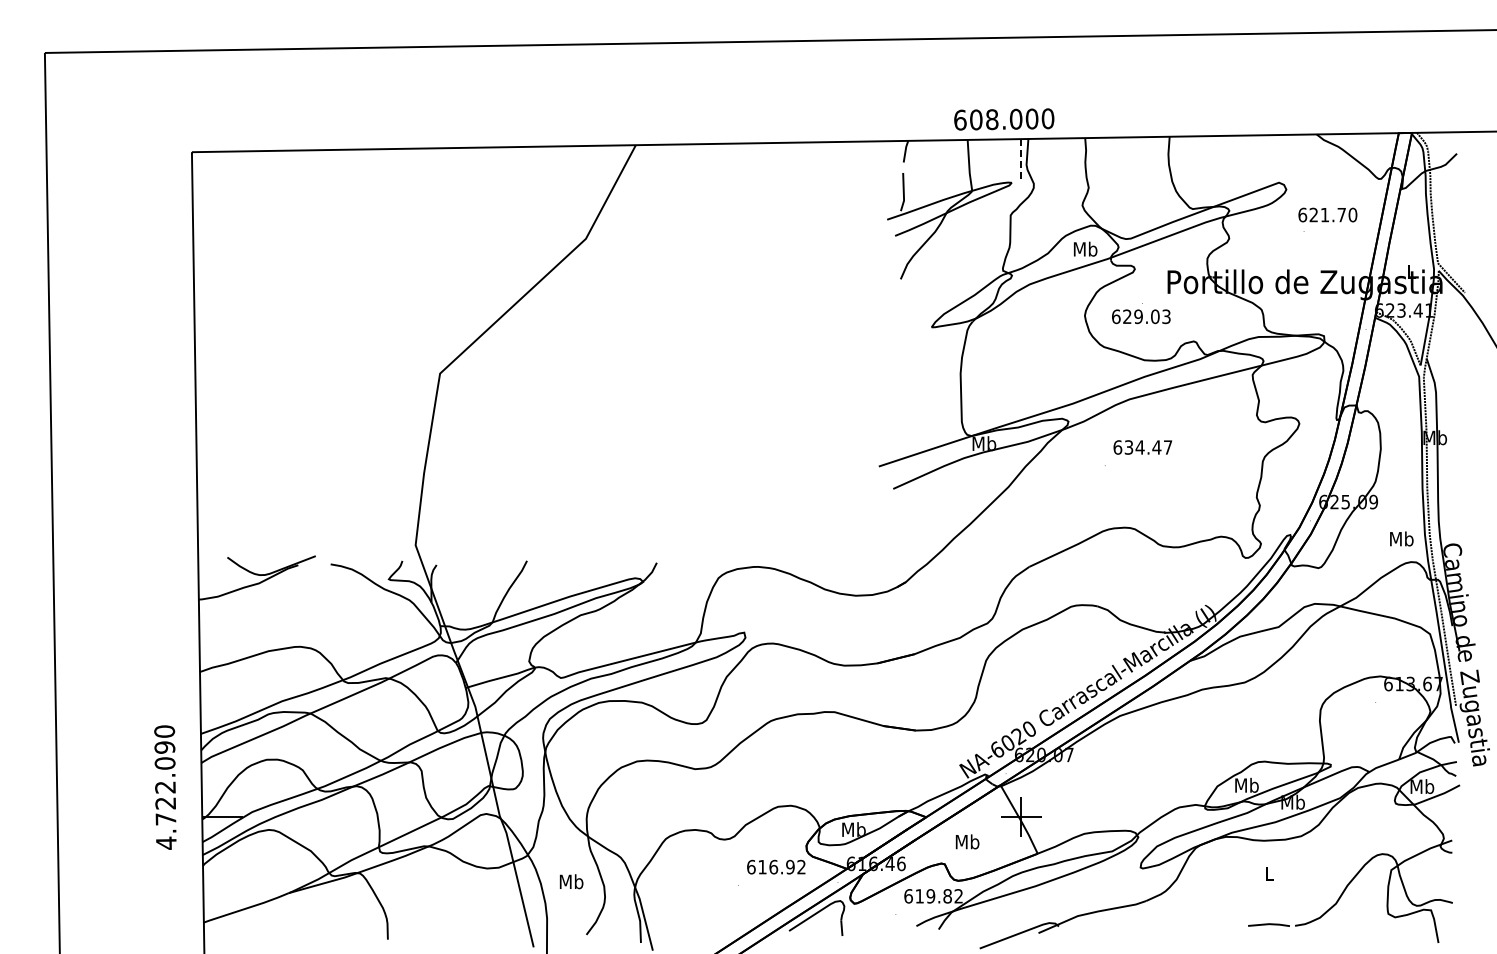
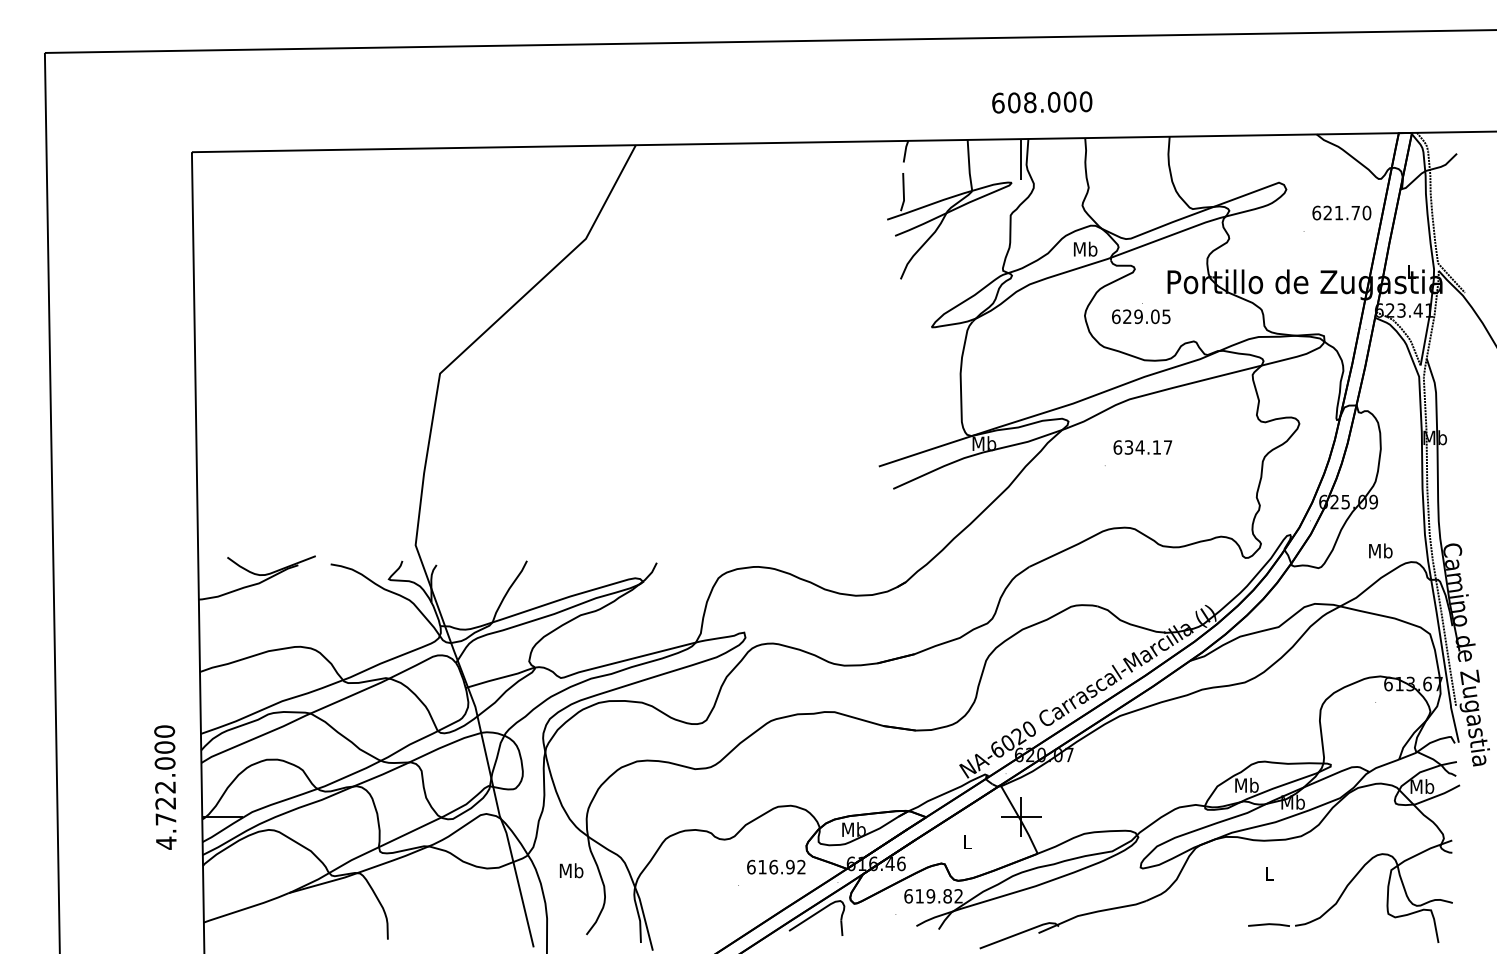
text position: (1004, 119) -> (1042, 102) (1042, 102)
line: dashed -> solid (1021, 159)
text position: (1327, 214) -> (1341, 212) (1341, 212)
text: 629.03 -> 629.05 (1166, 316)
text: 634.47 -> 634.17 (1156, 447)
text position: (1401, 538) -> (1380, 550) (1380, 550)
text: 4.722.090 -> 4.722.000 (164, 747)
text: Mb -> L (967, 841)
text position: (571, 881) -> (571, 870) (571, 870)
